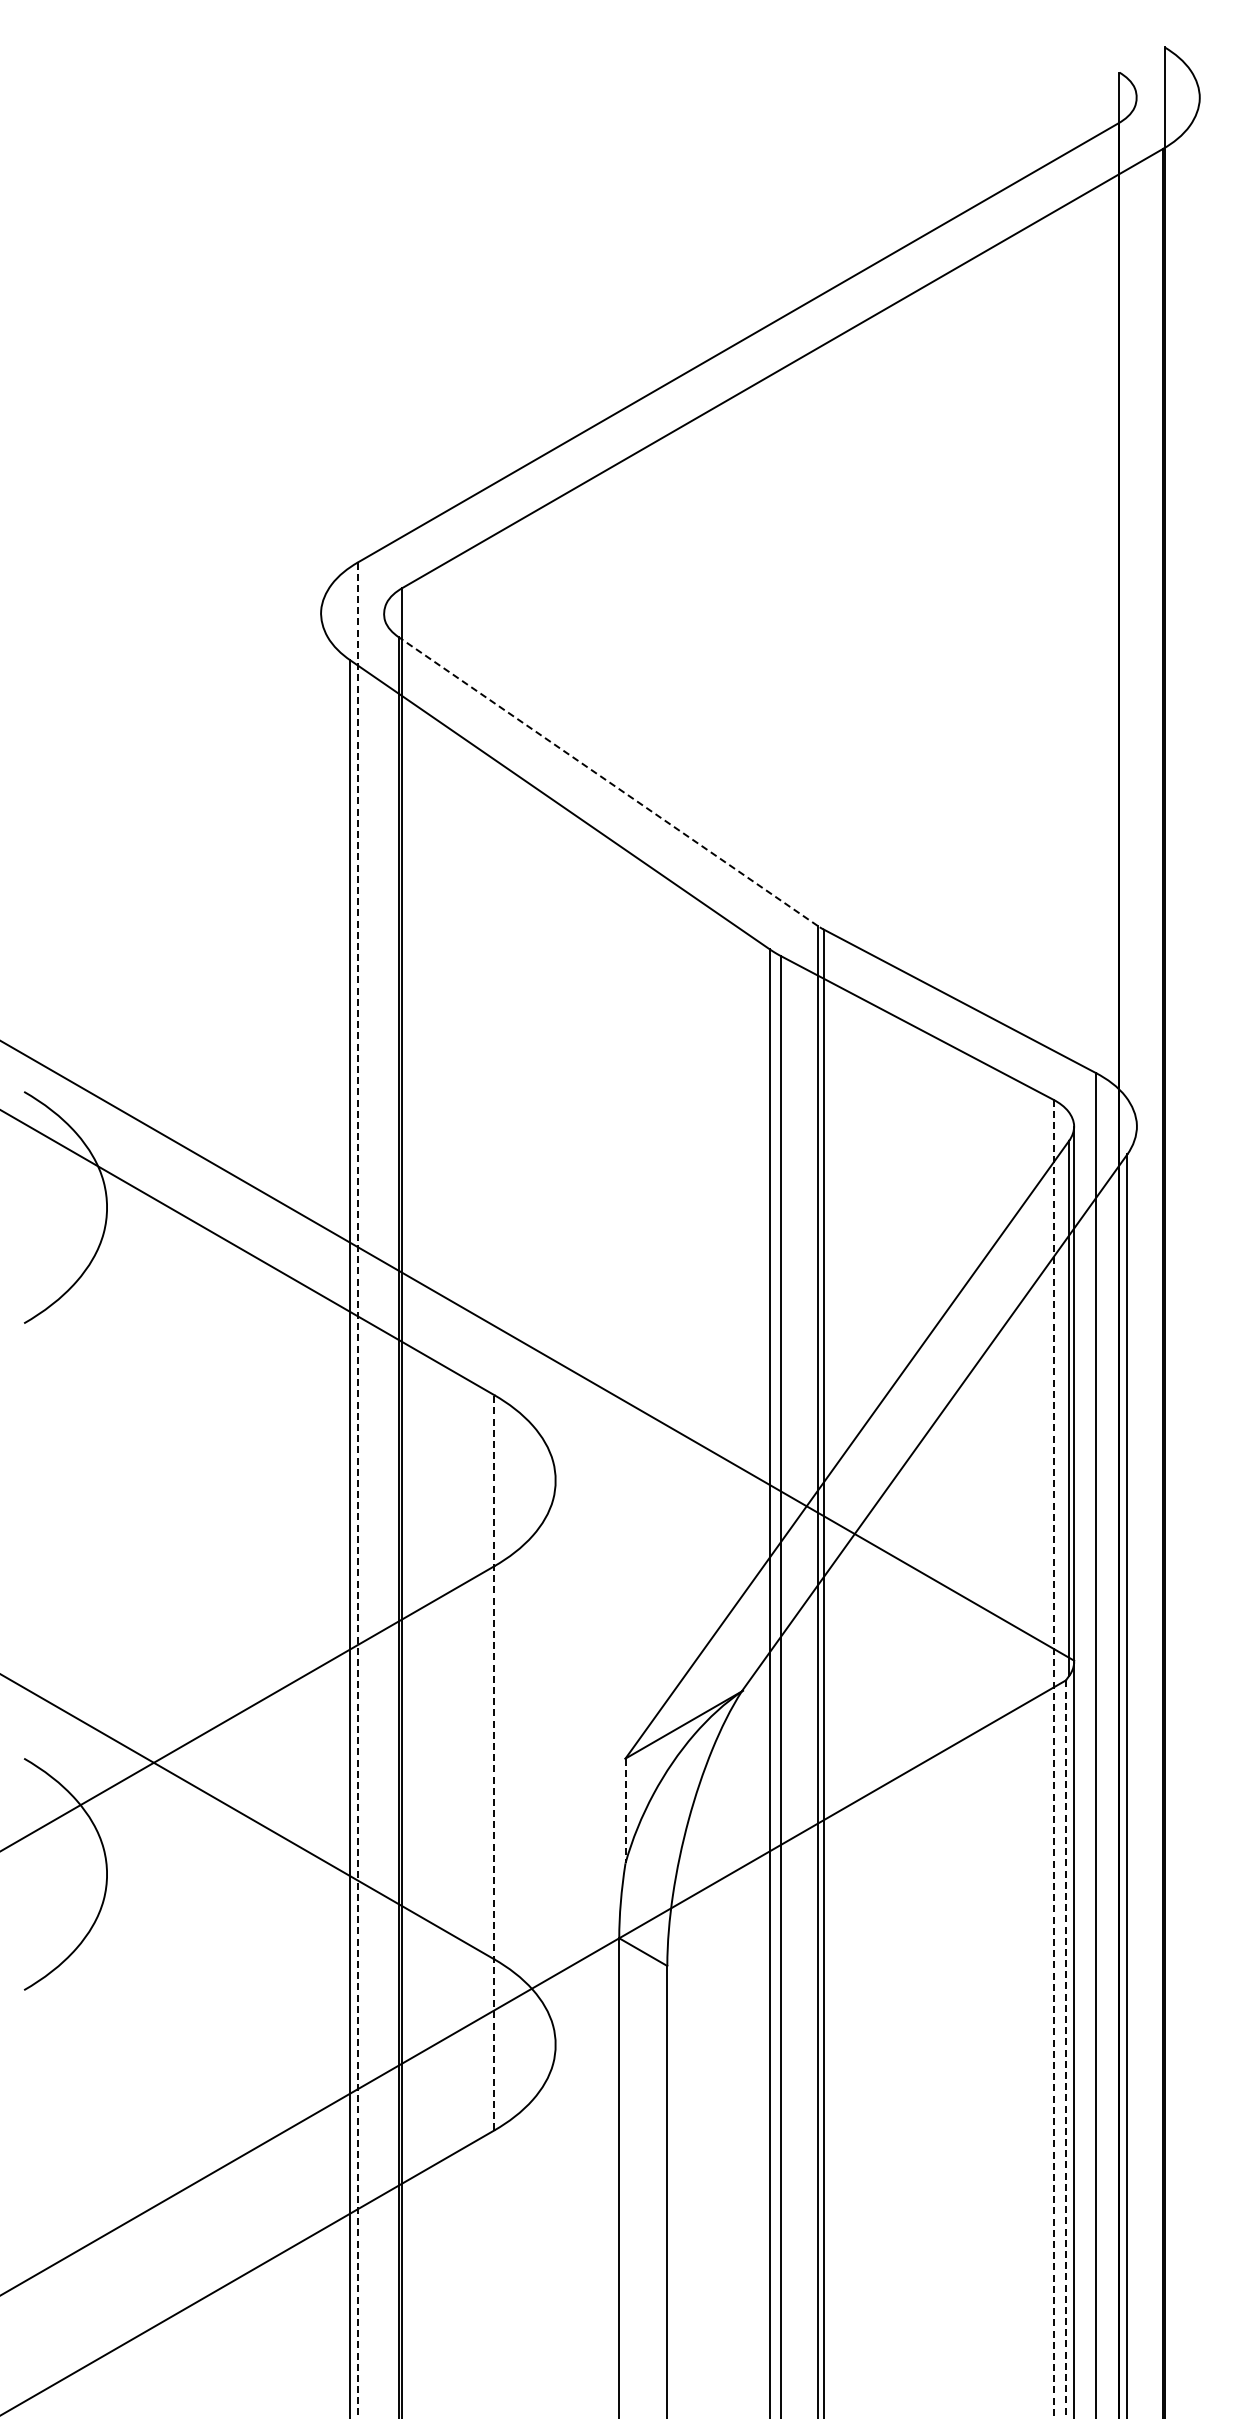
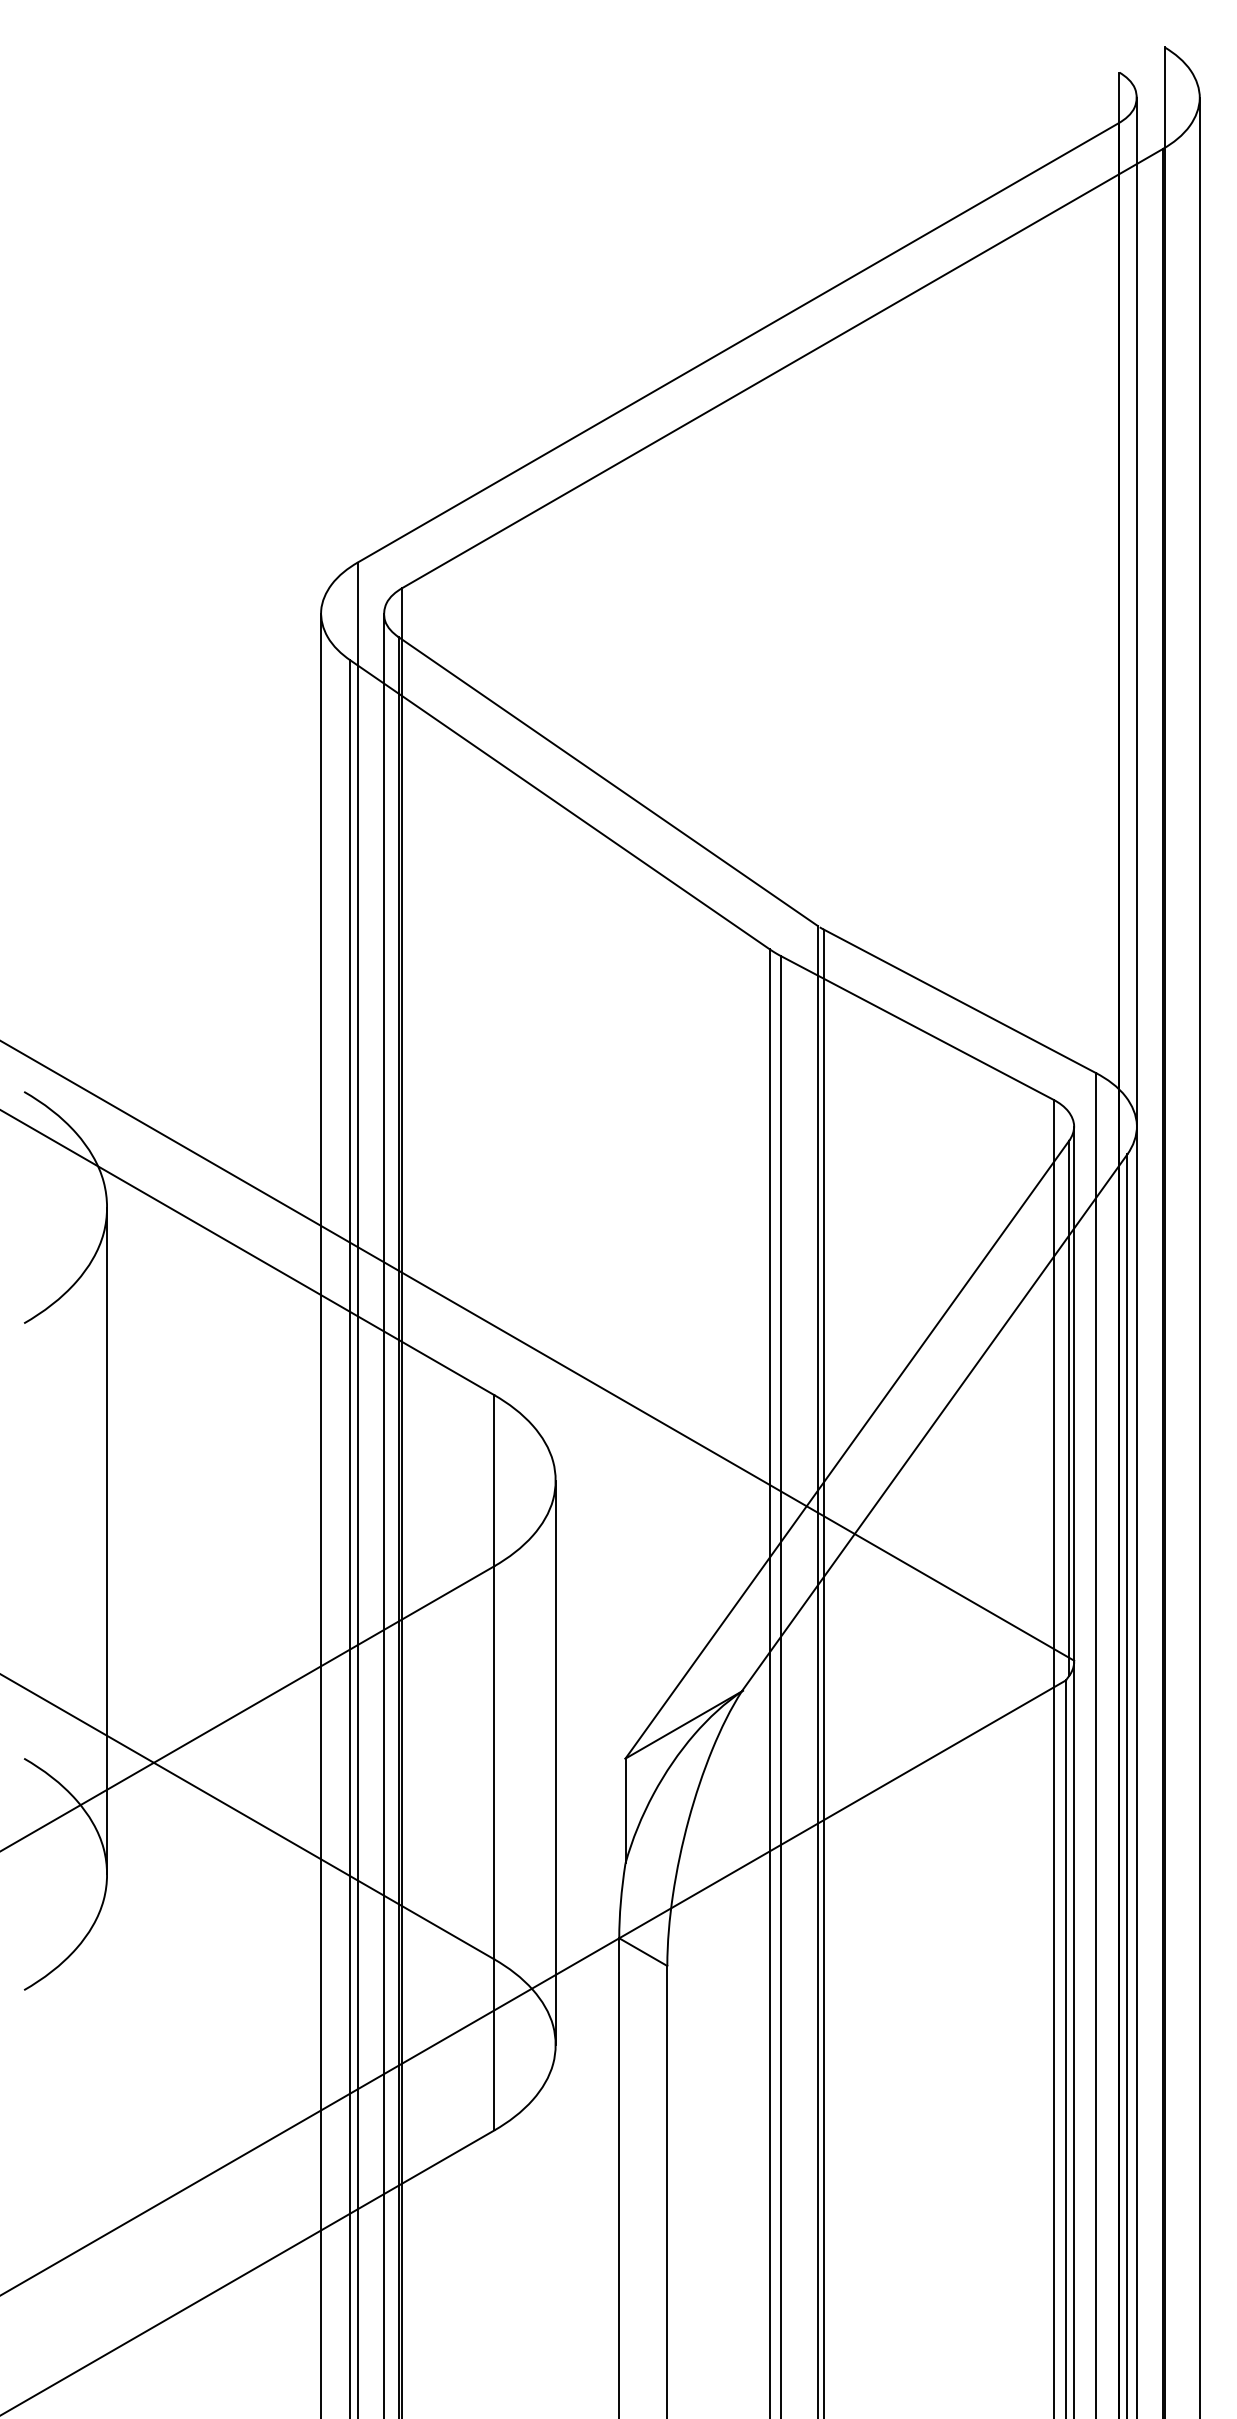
line: dashed -> solid (608, 781)
line: none -> present (1136, 1256)
line: none -> present (1199, 1256)
line: dashed -> solid (357, 1490)
line: none -> present (321, 1514)
line: none -> present (383, 1514)
line: none -> present (107, 1540)
line: dashed -> solid (1053, 1759)
line: dashed -> solid (494, 1762)
line: none -> present (555, 1762)
line: dashed -> solid (625, 1811)
line: dashed -> solid (1065, 2049)
